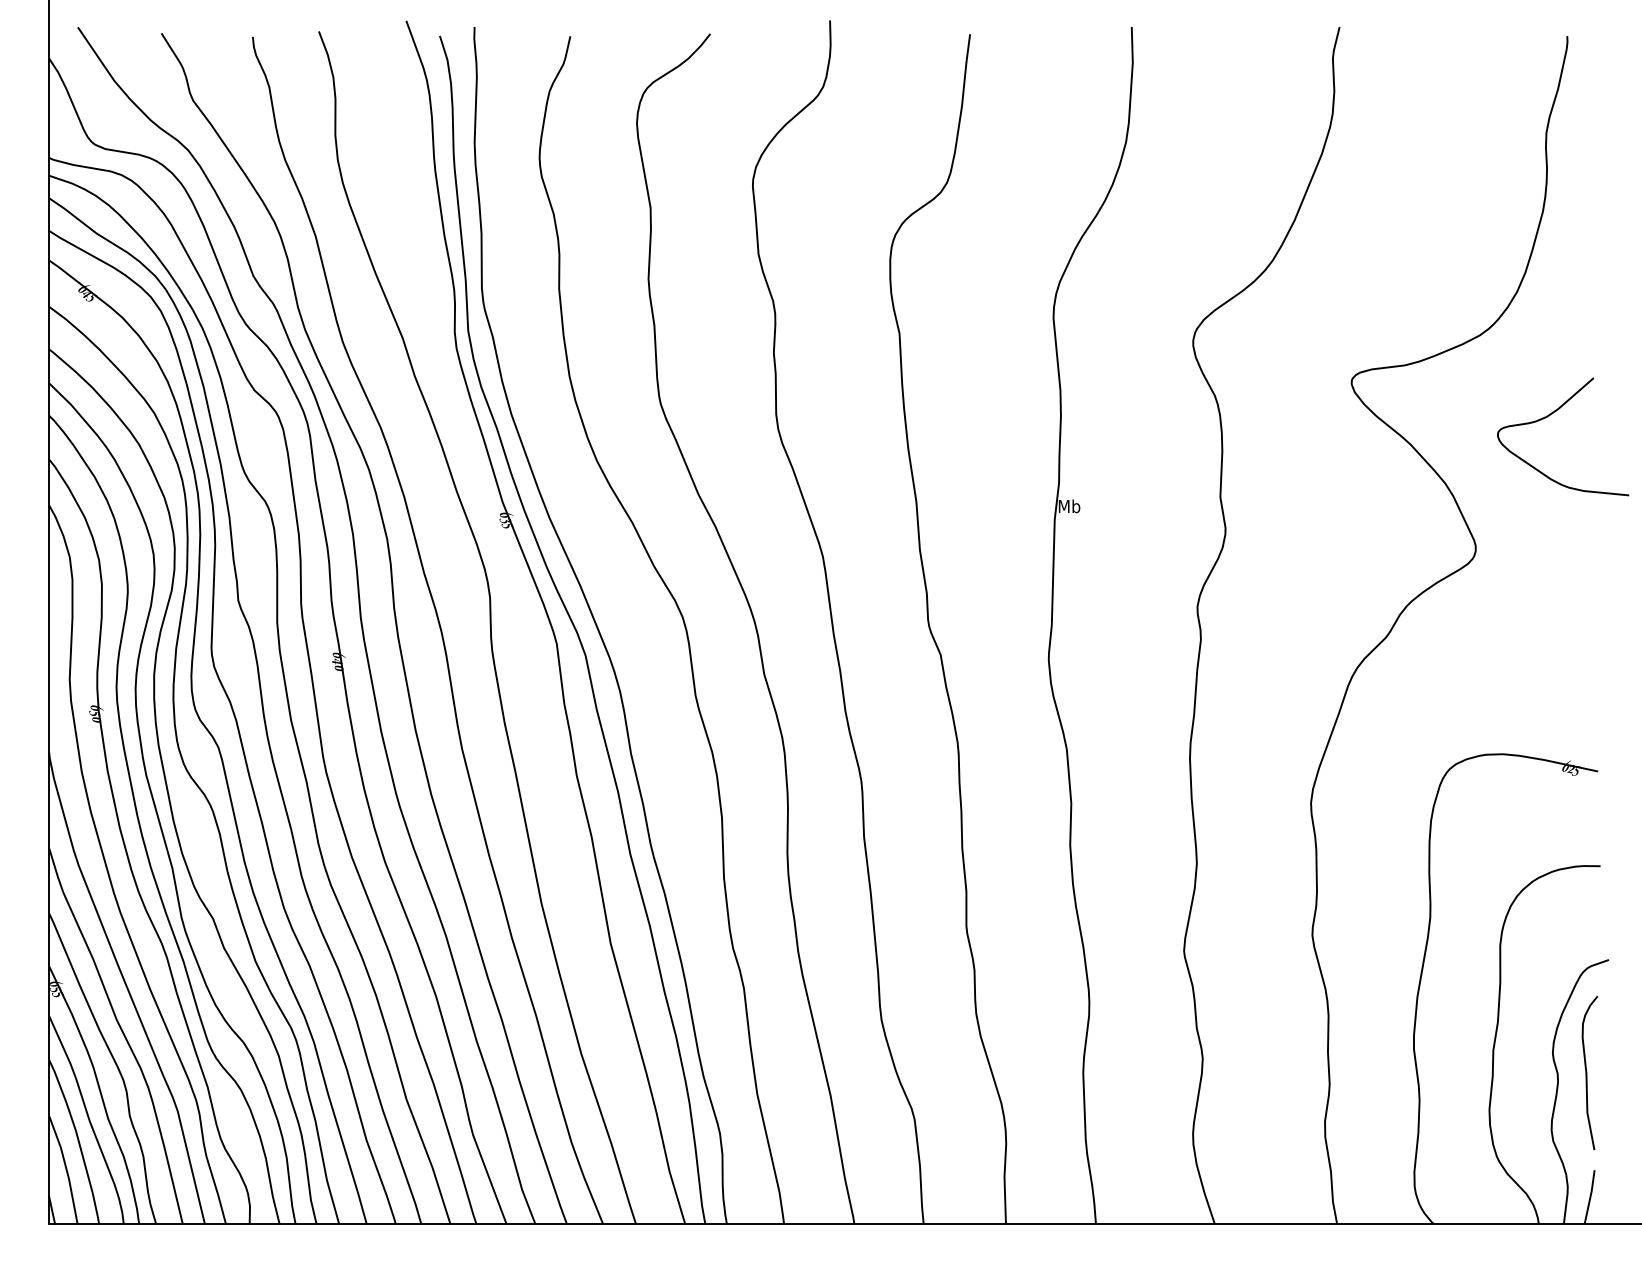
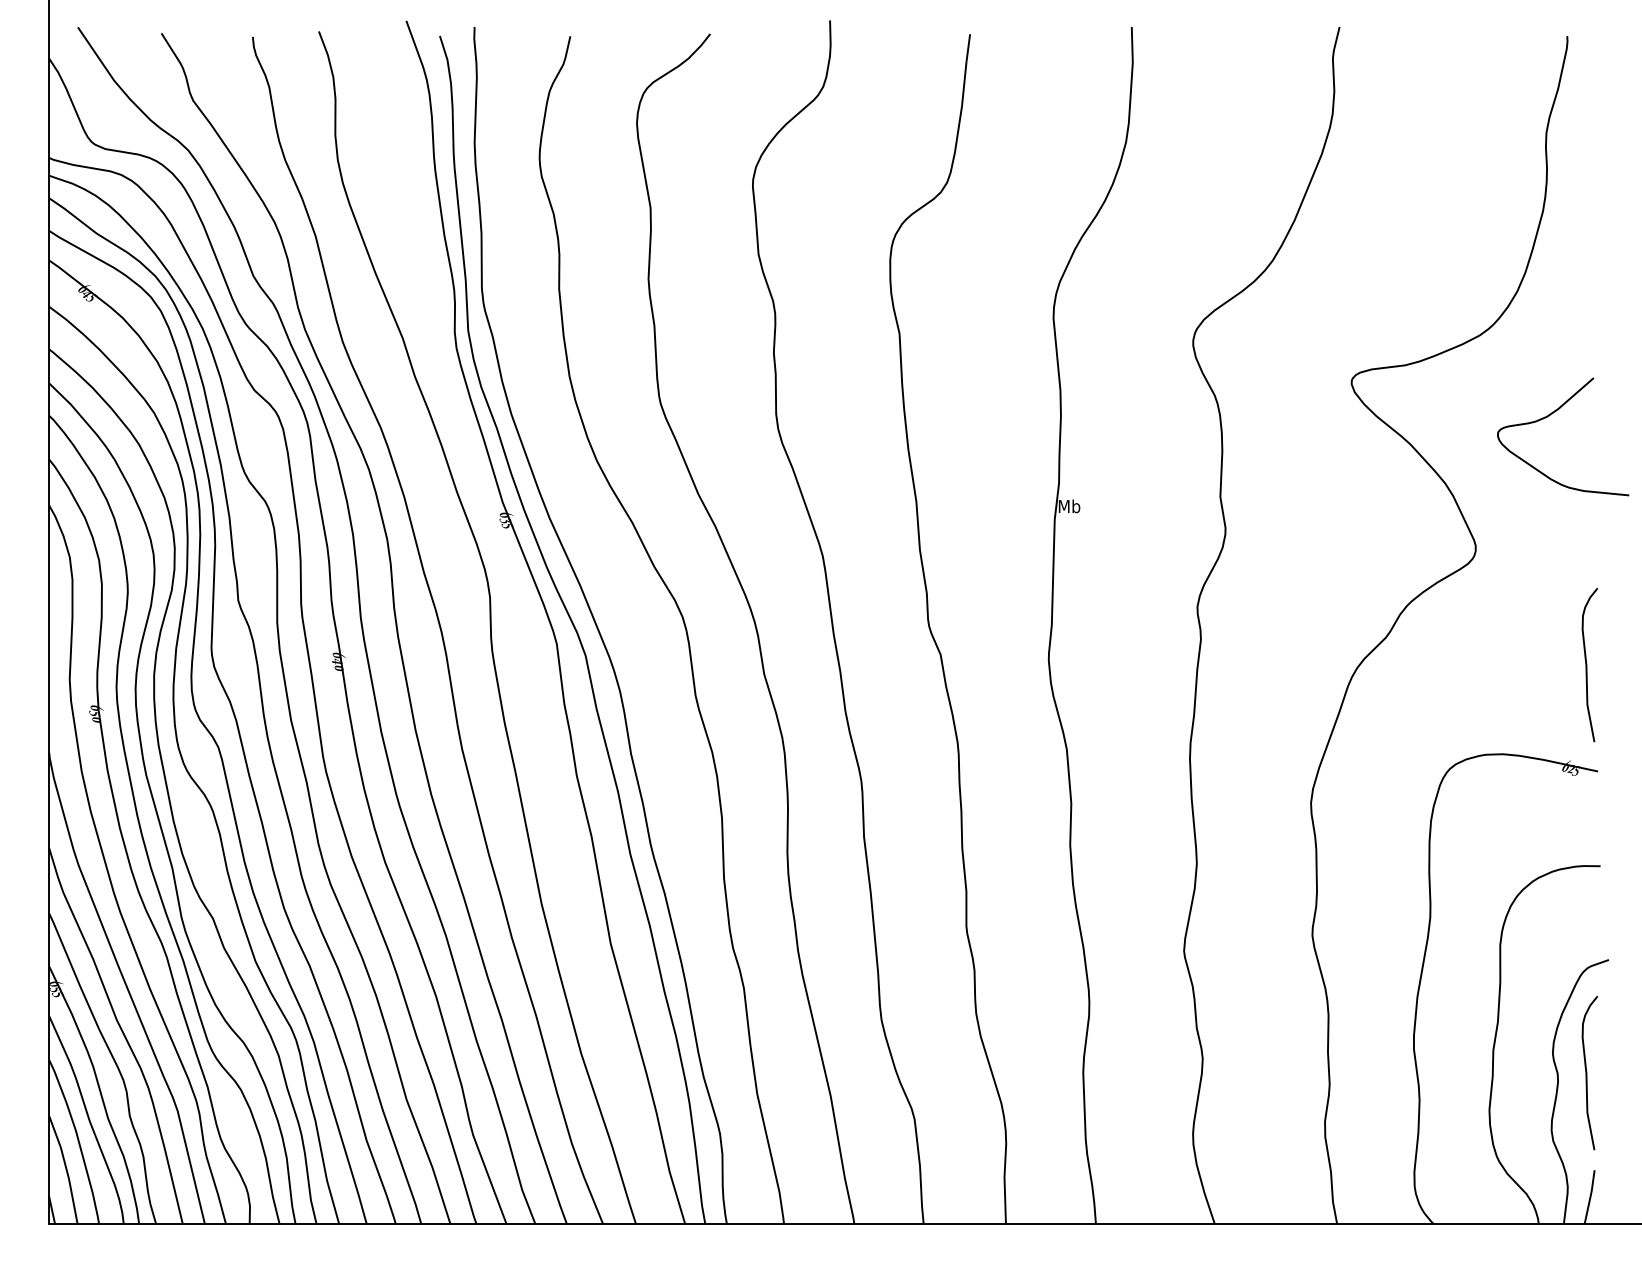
curve: none -> present (1587, 665)
